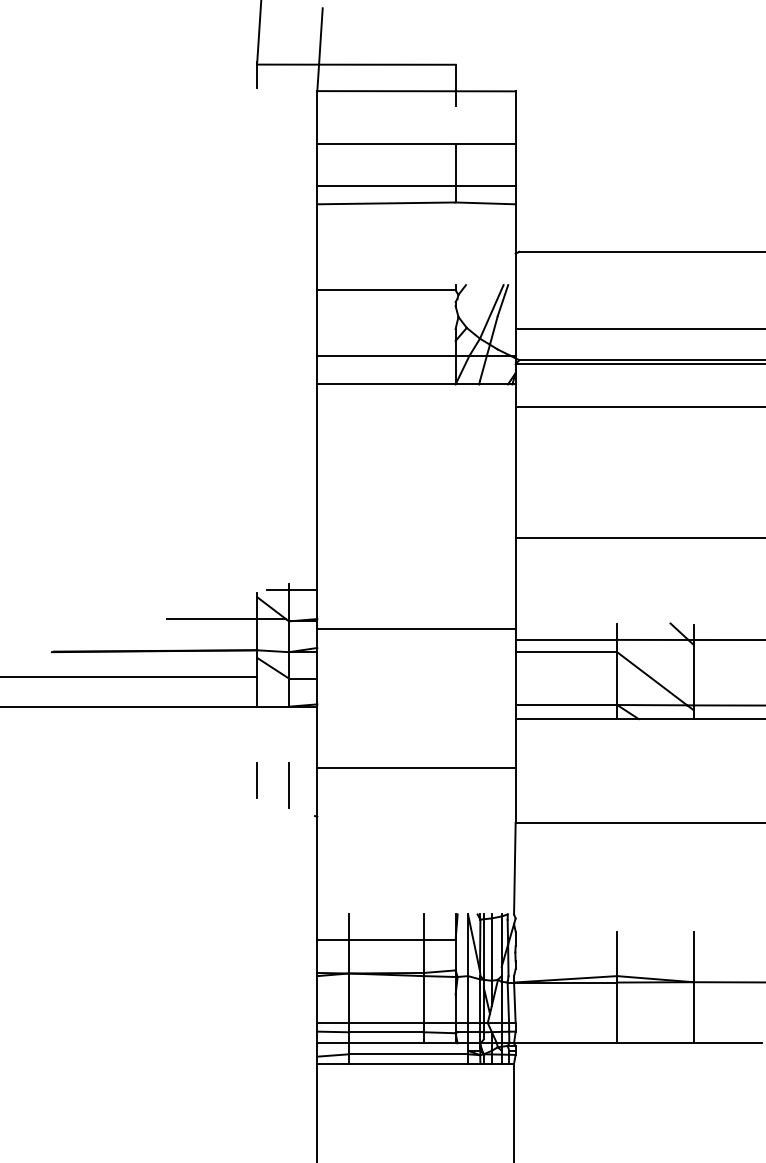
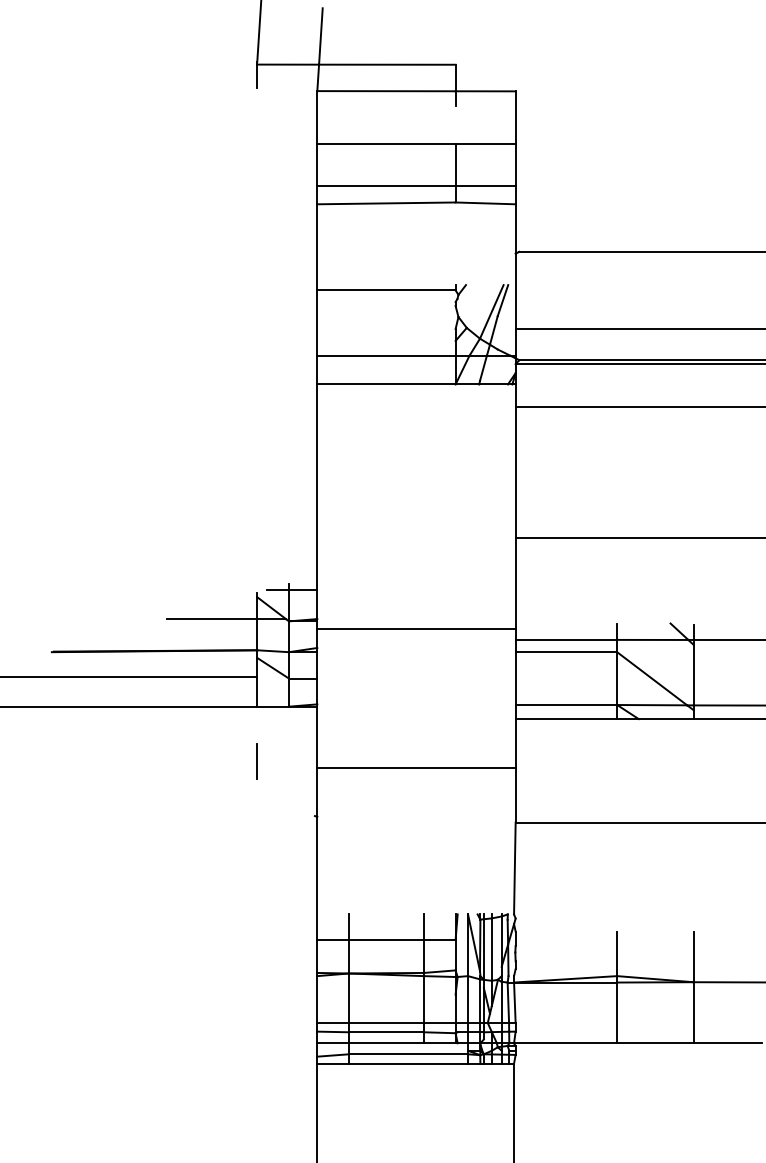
line position: (256, 780) -> (256, 761) (256, 761)
line: present -> none (288, 785)
